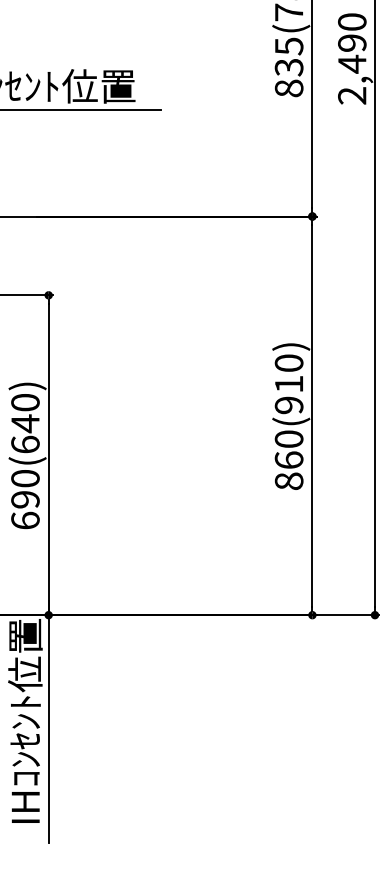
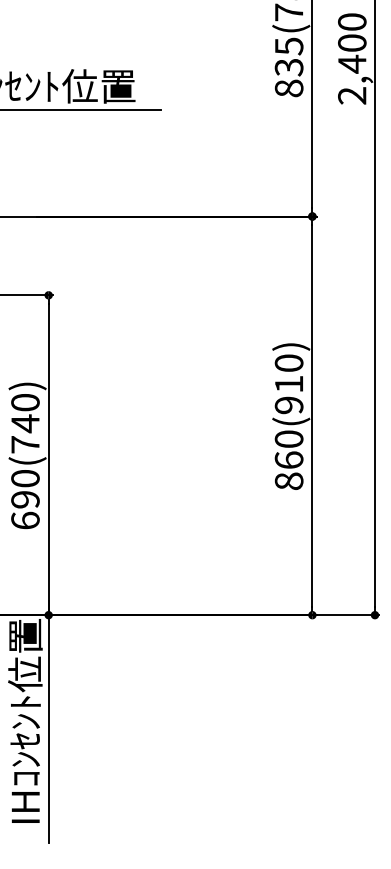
text: 2,490 -> 2,400 (352, 42)
text: 690(640) -> 690(740) (25, 444)
